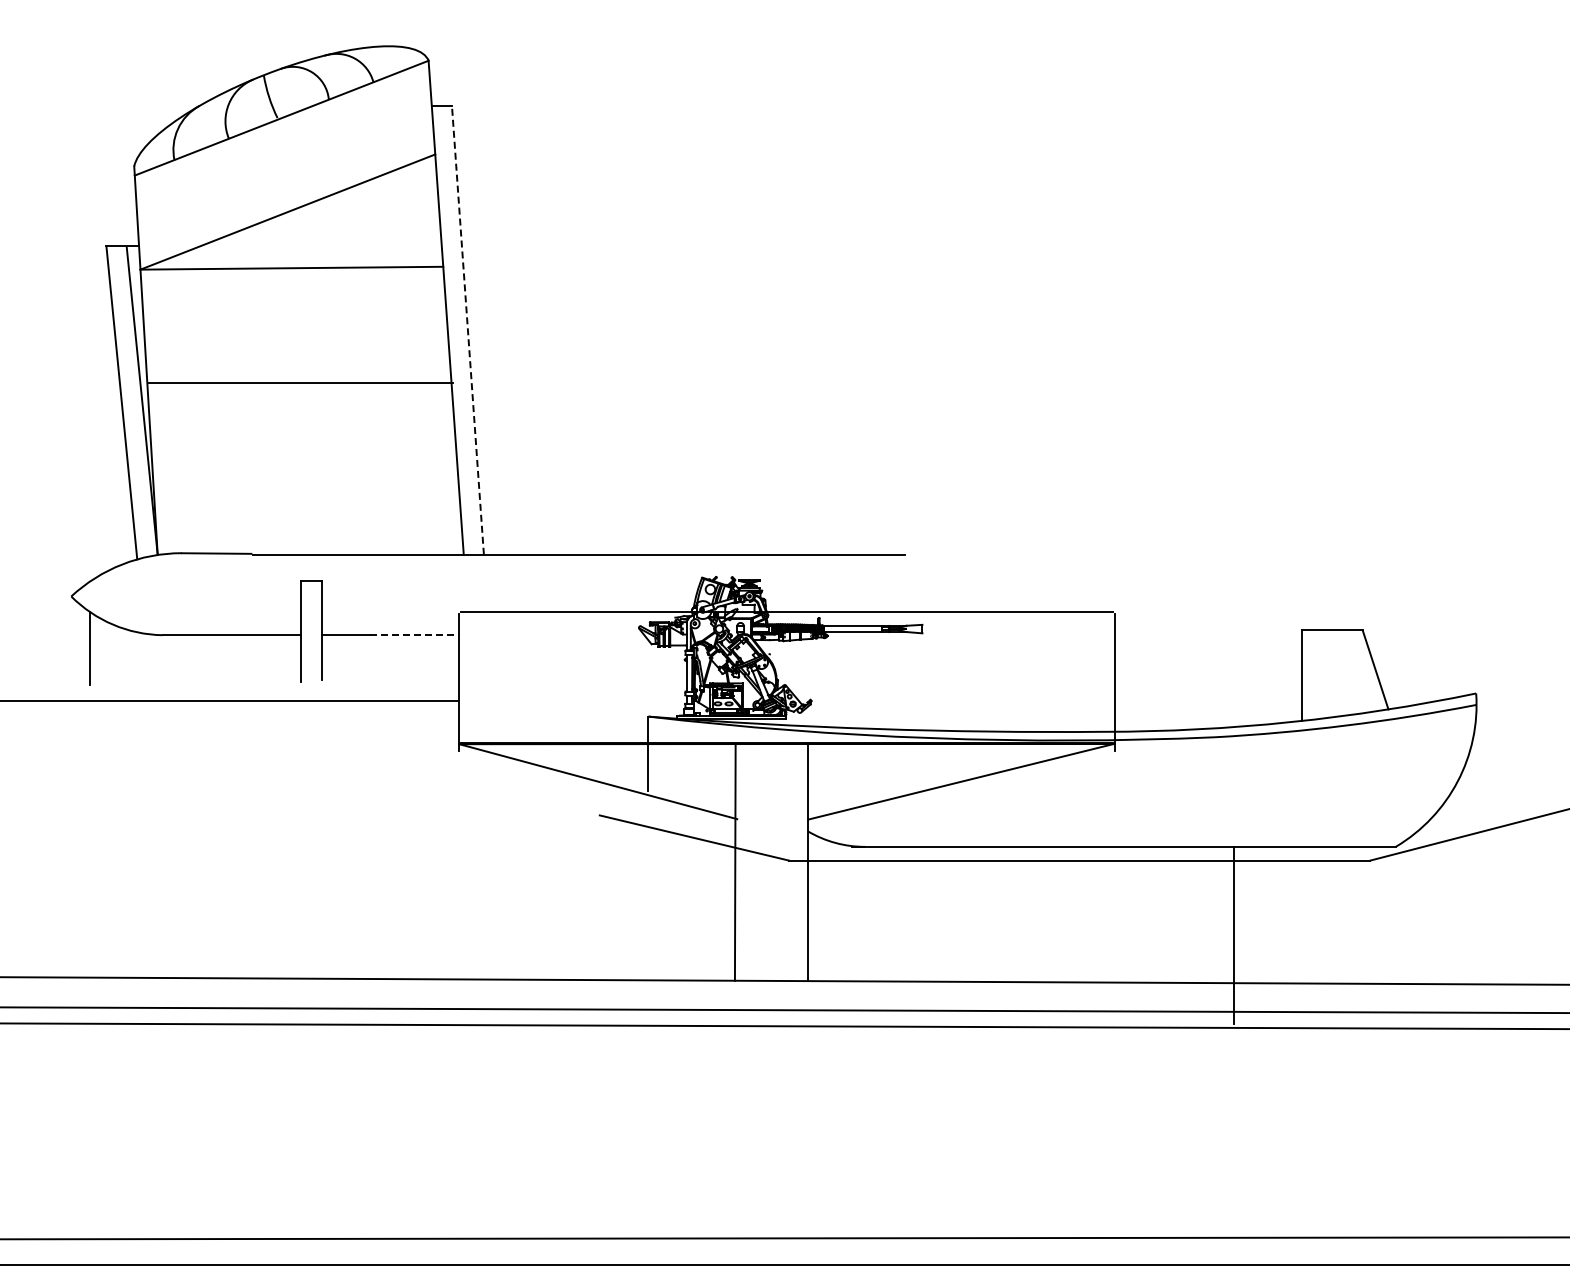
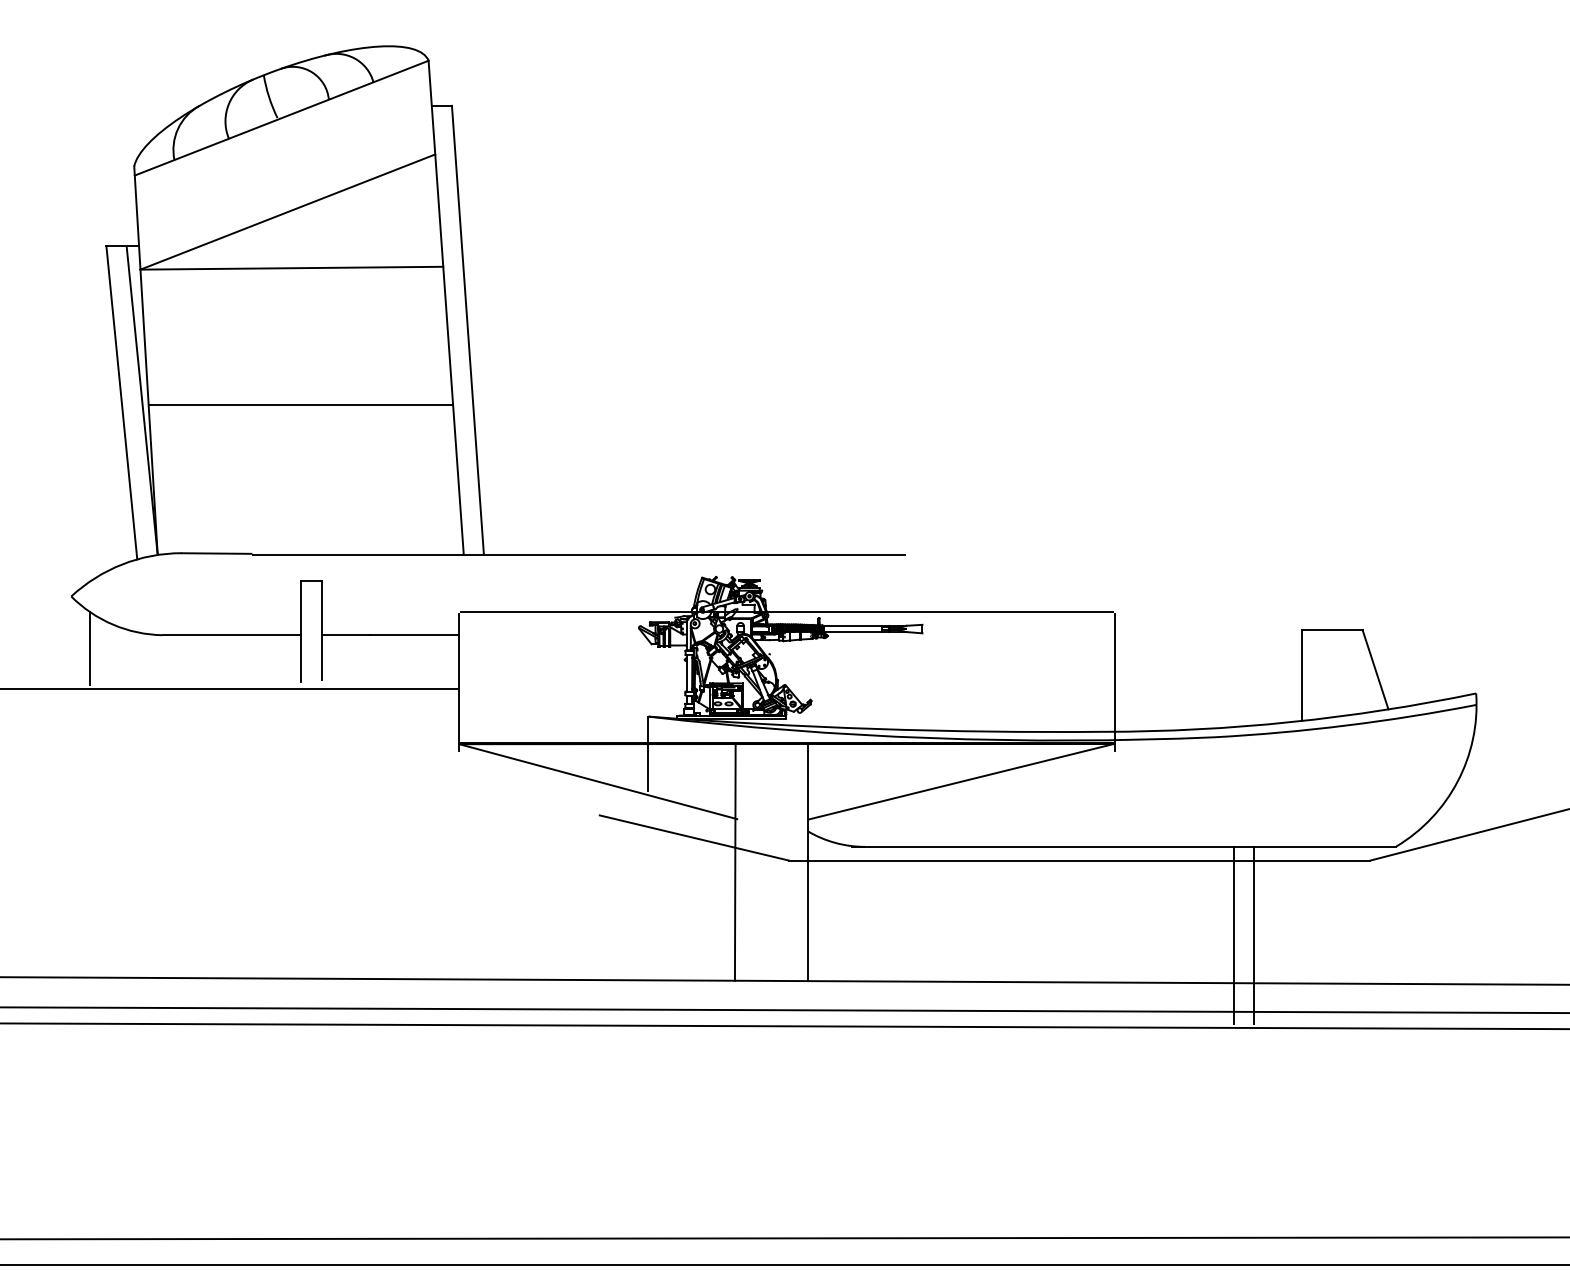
line: dashed -> solid (467, 329)
line position: (300, 382) -> (300, 404) (300, 404)
line: dashed -> solid (414, 635)
line position: (229, 701) -> (229, 689) (229, 689)
line: none -> present (1254, 935)
